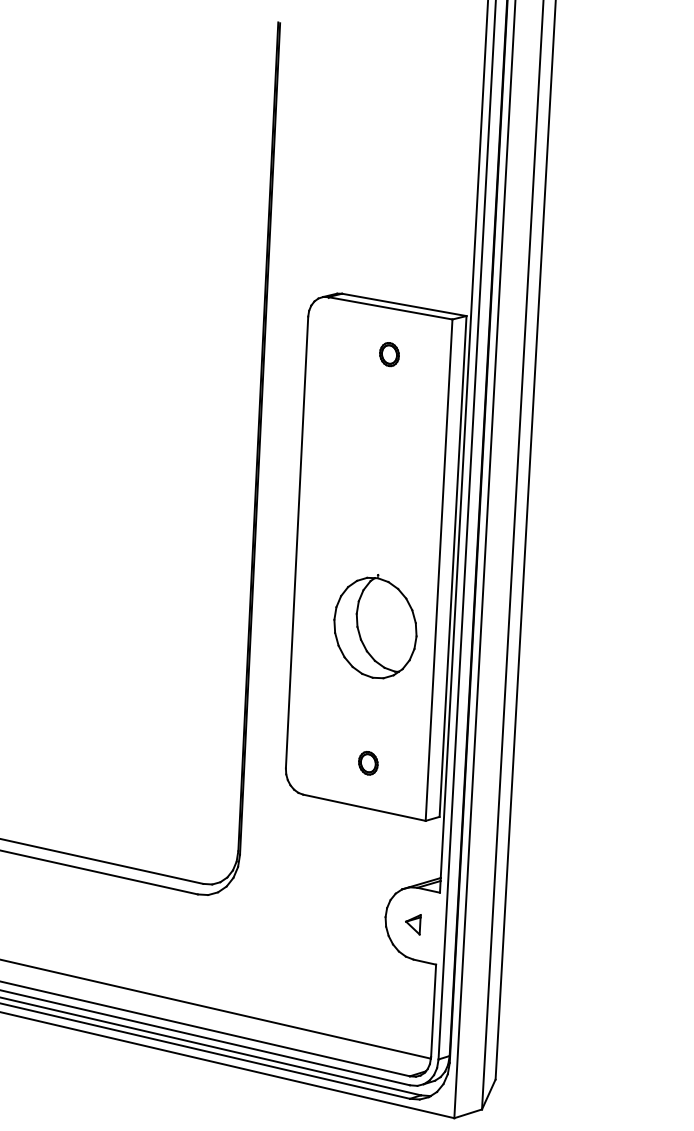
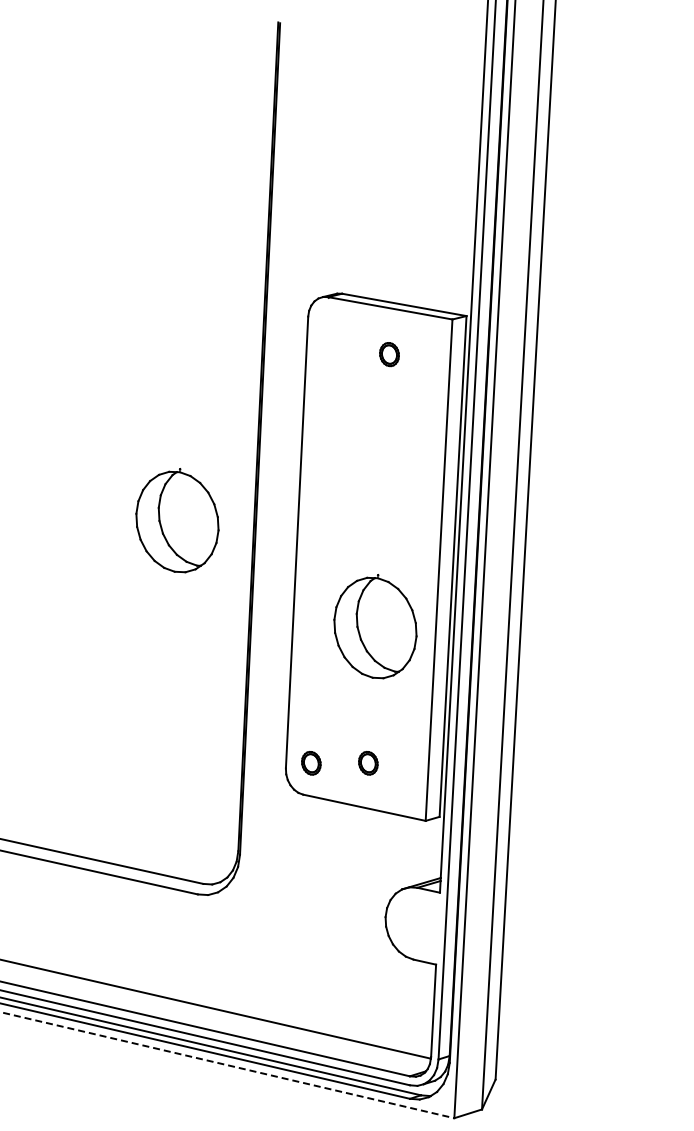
part: none -> present (177, 520)
part: none -> present (311, 763)
part: present -> none (413, 924)
line: solid -> dashed (227, 1065)
